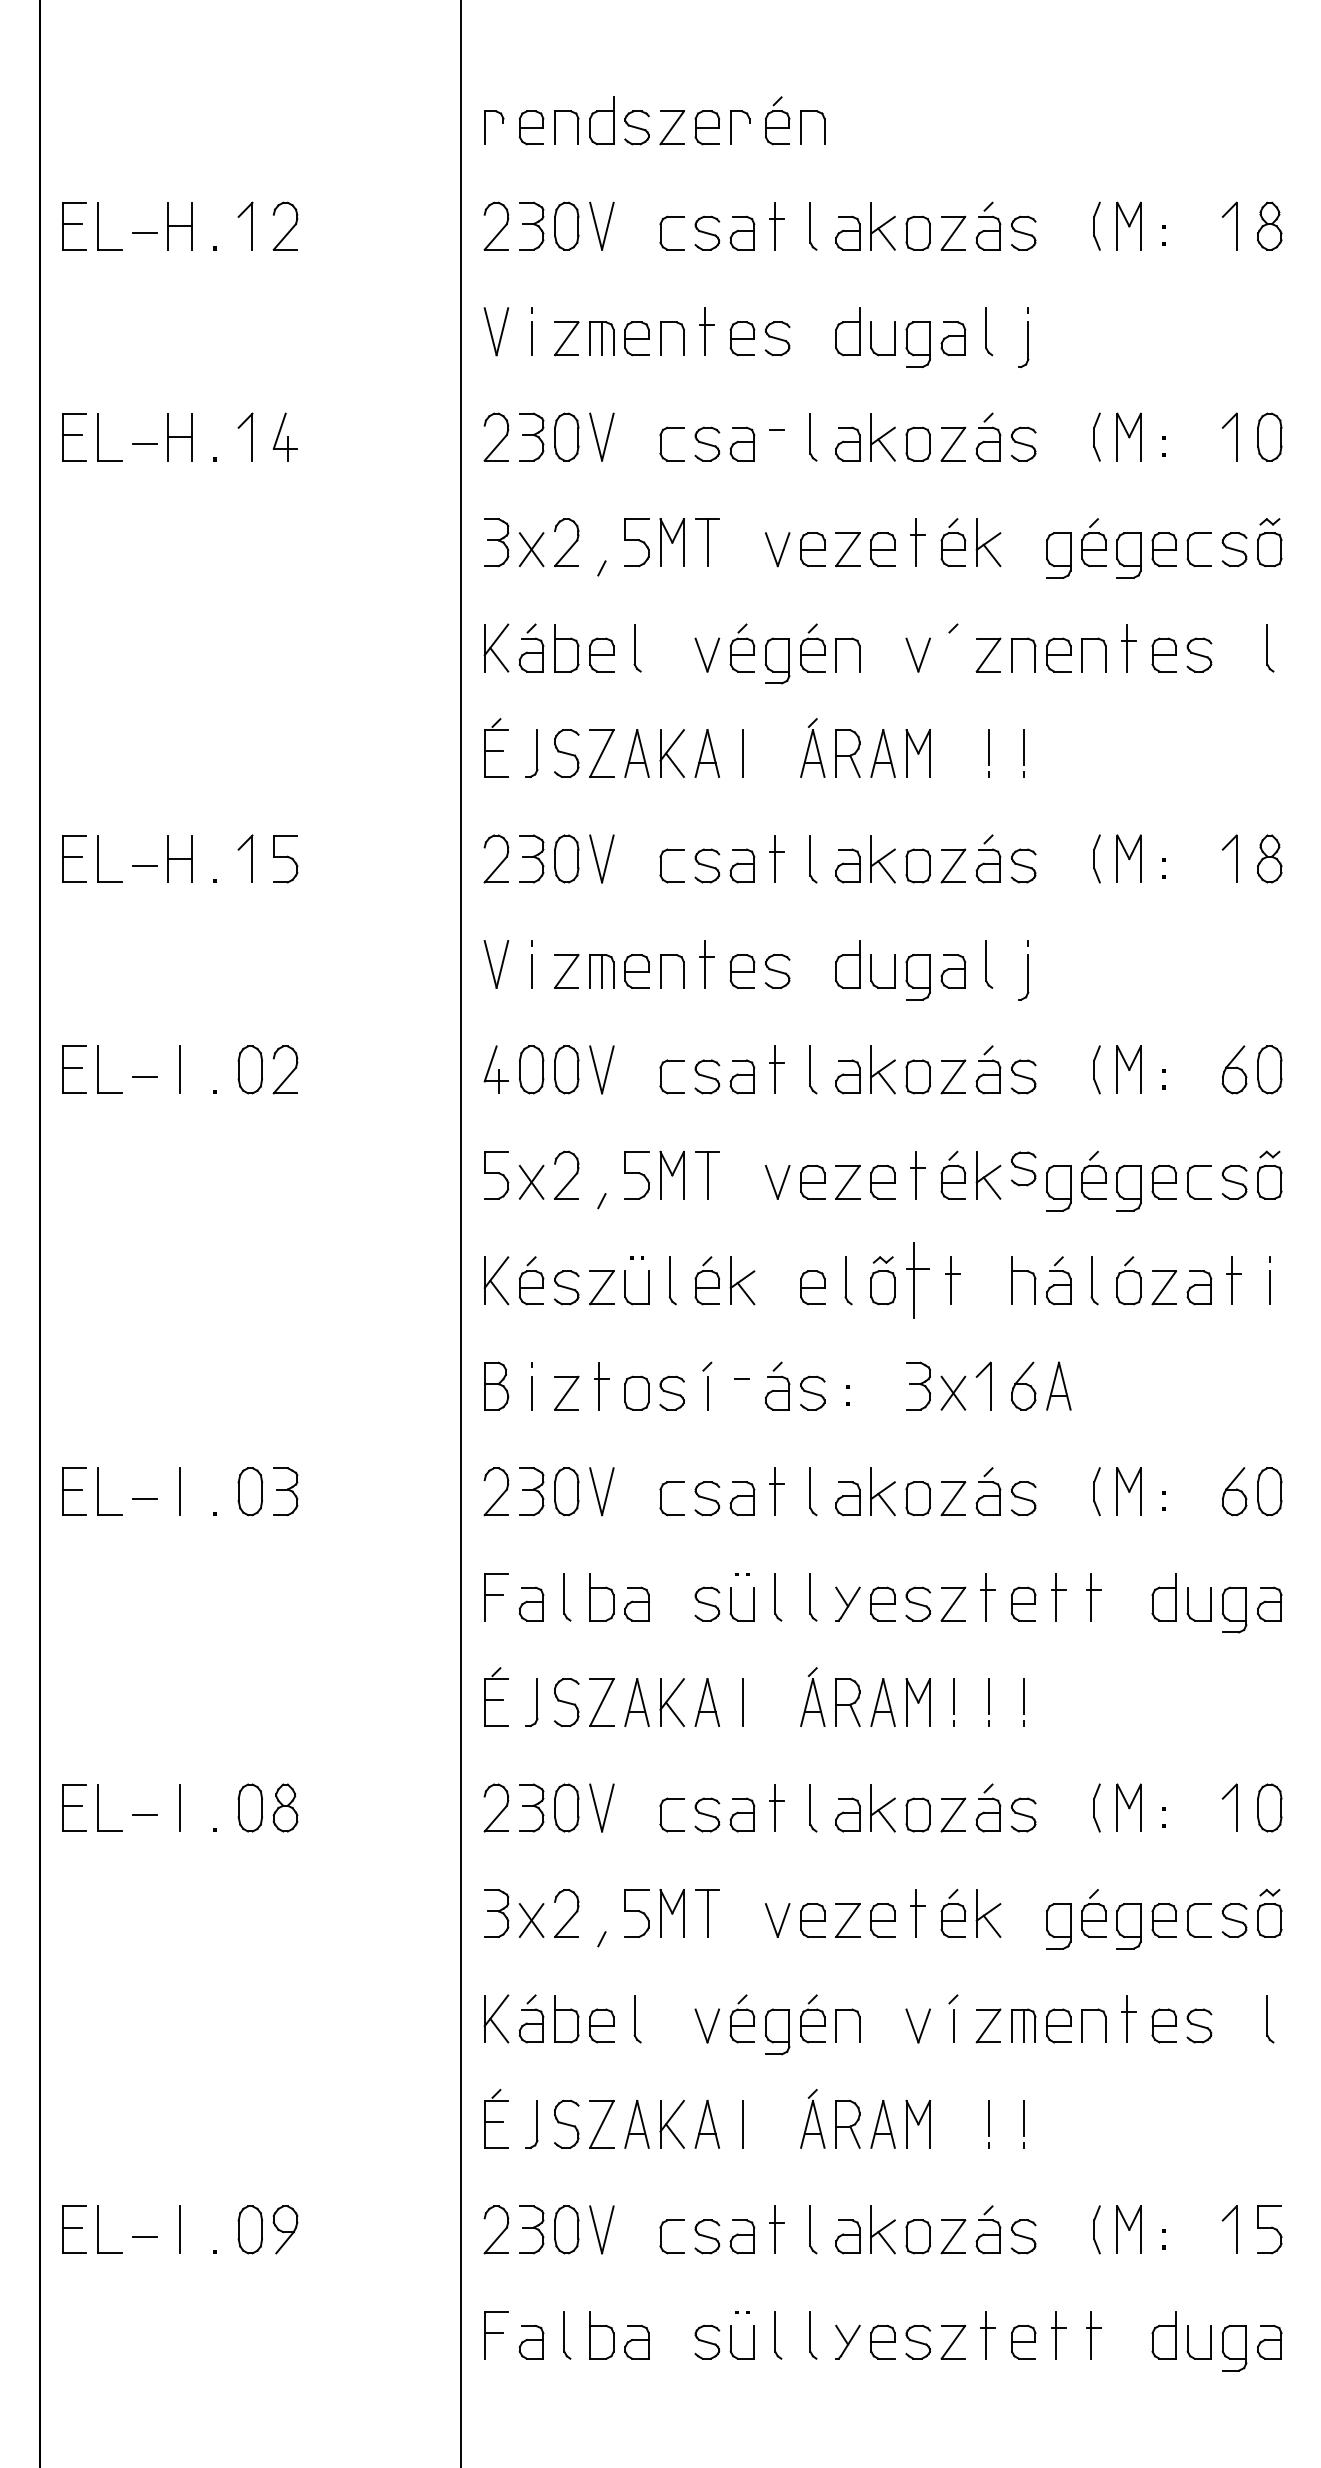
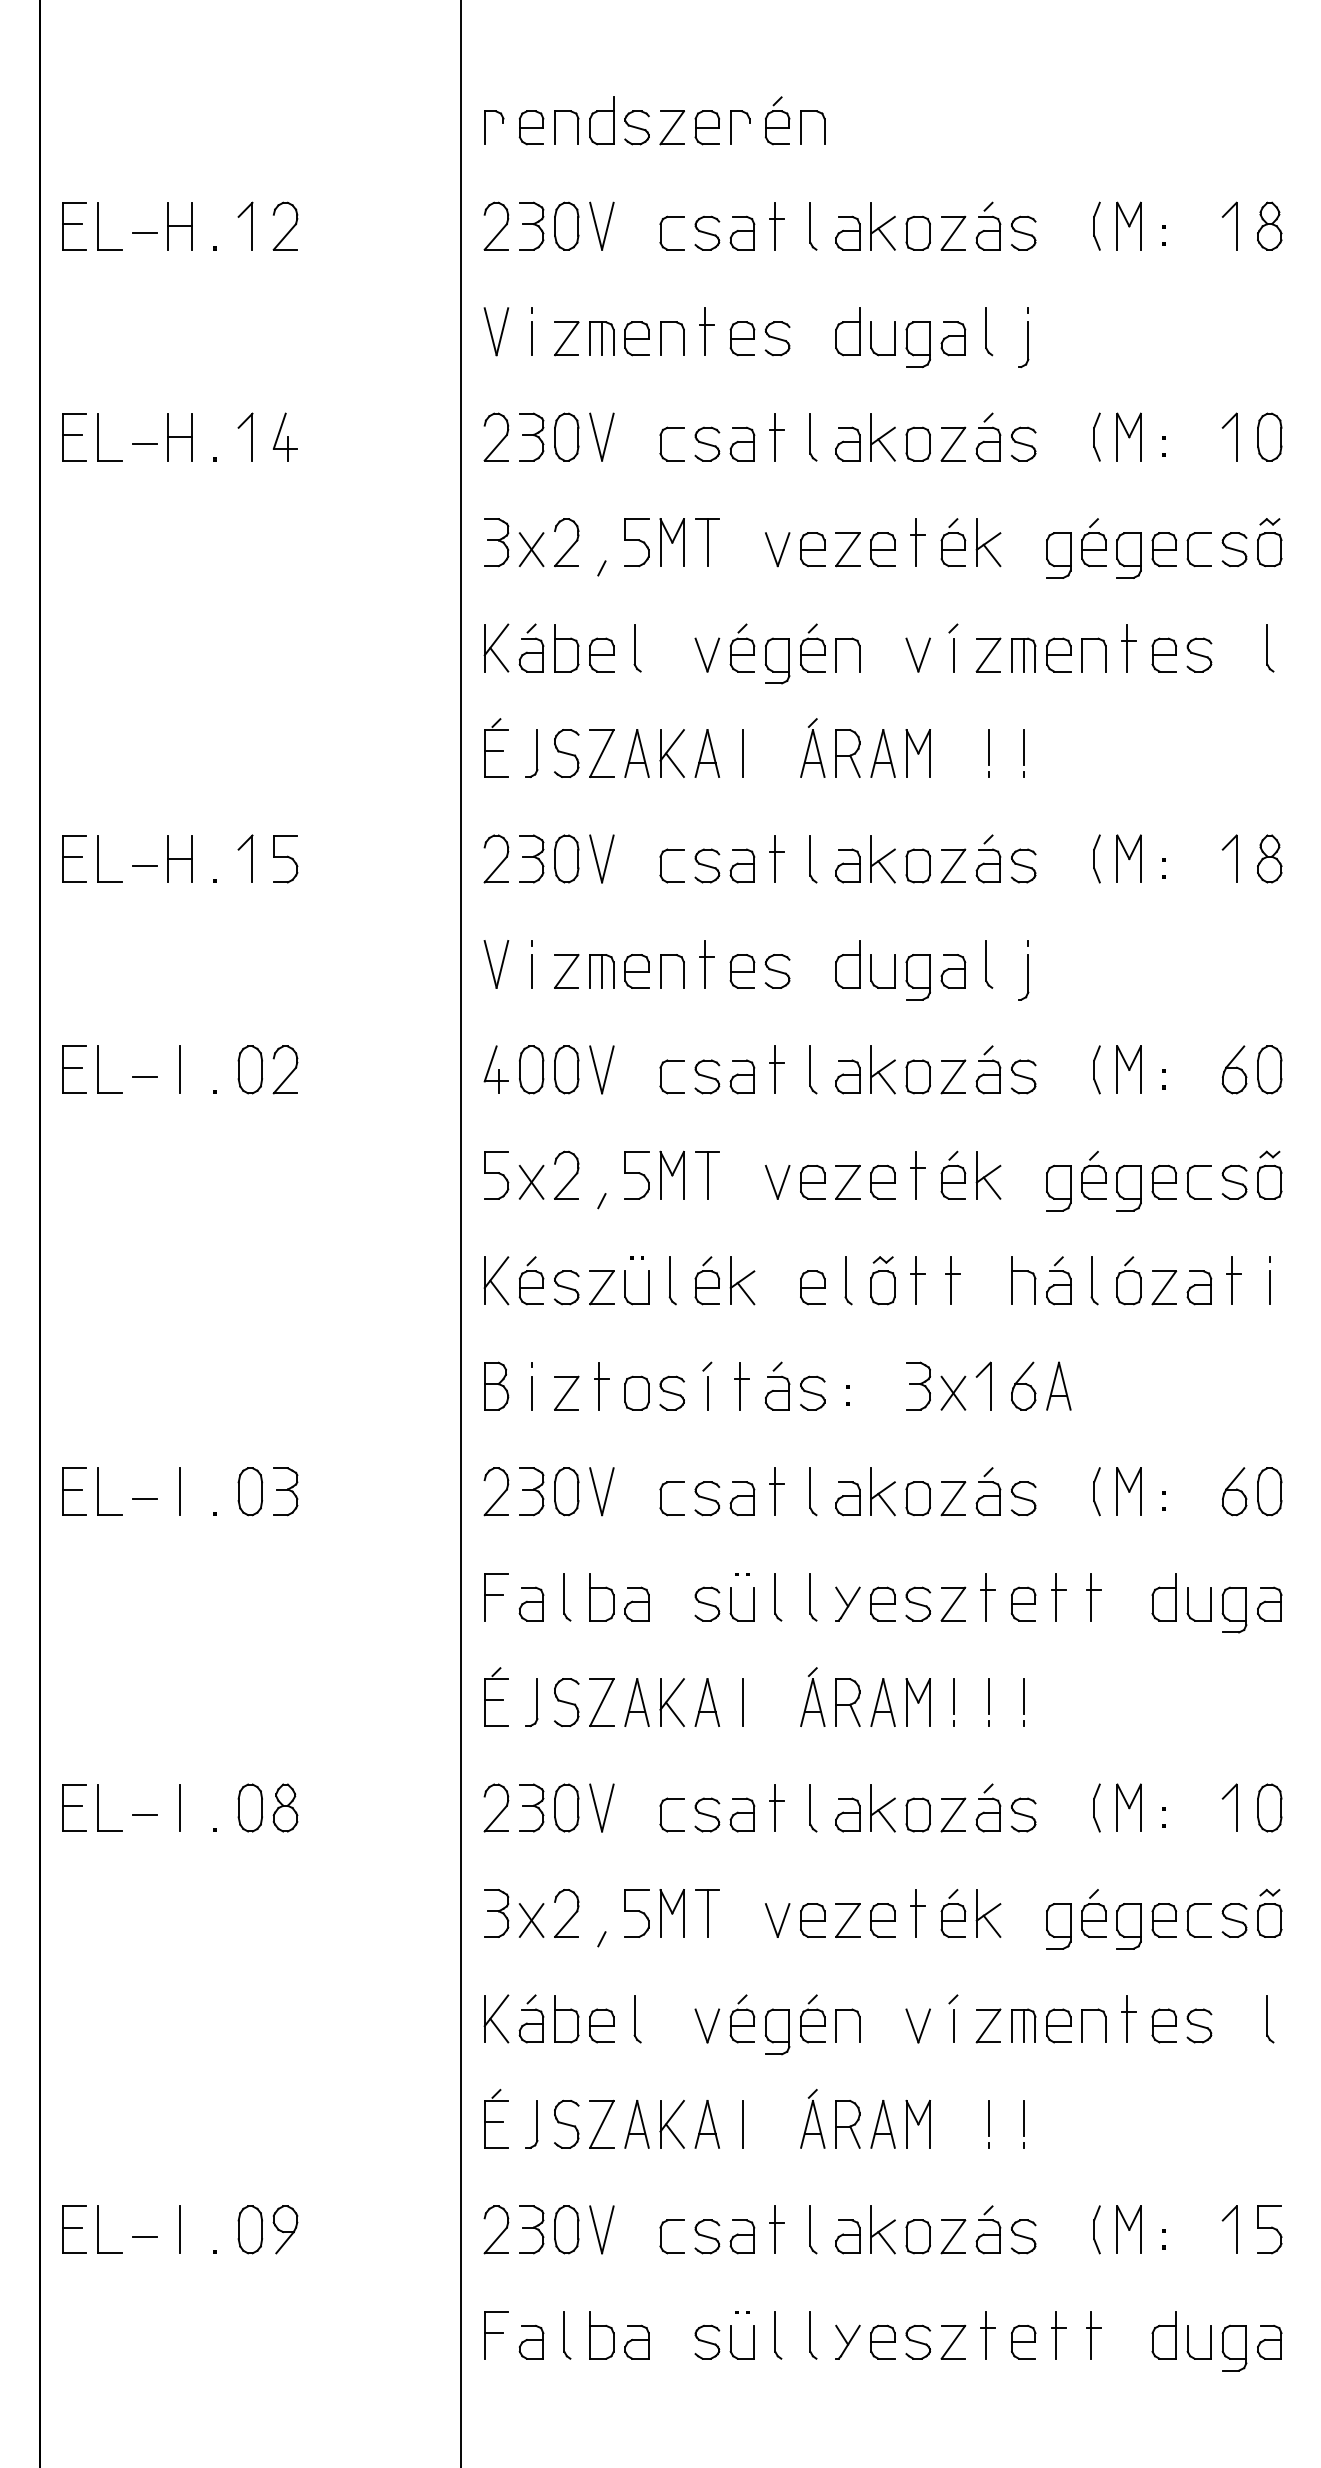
line: none -> present (775, 436)
line: none -> present (953, 654)
line: none -> present (1023, 654)
part: present -> none (1023, 1168)
part size: 24x77 px -> 16x49 px (917, 1280)
line: none -> present (739, 1385)
